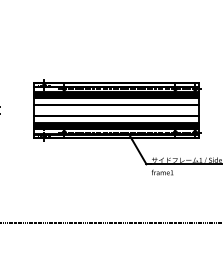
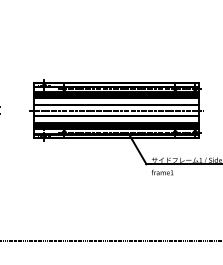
line: none -> present (116, 110)
line position: (110, 222) -> (110, 240) (110, 240)
